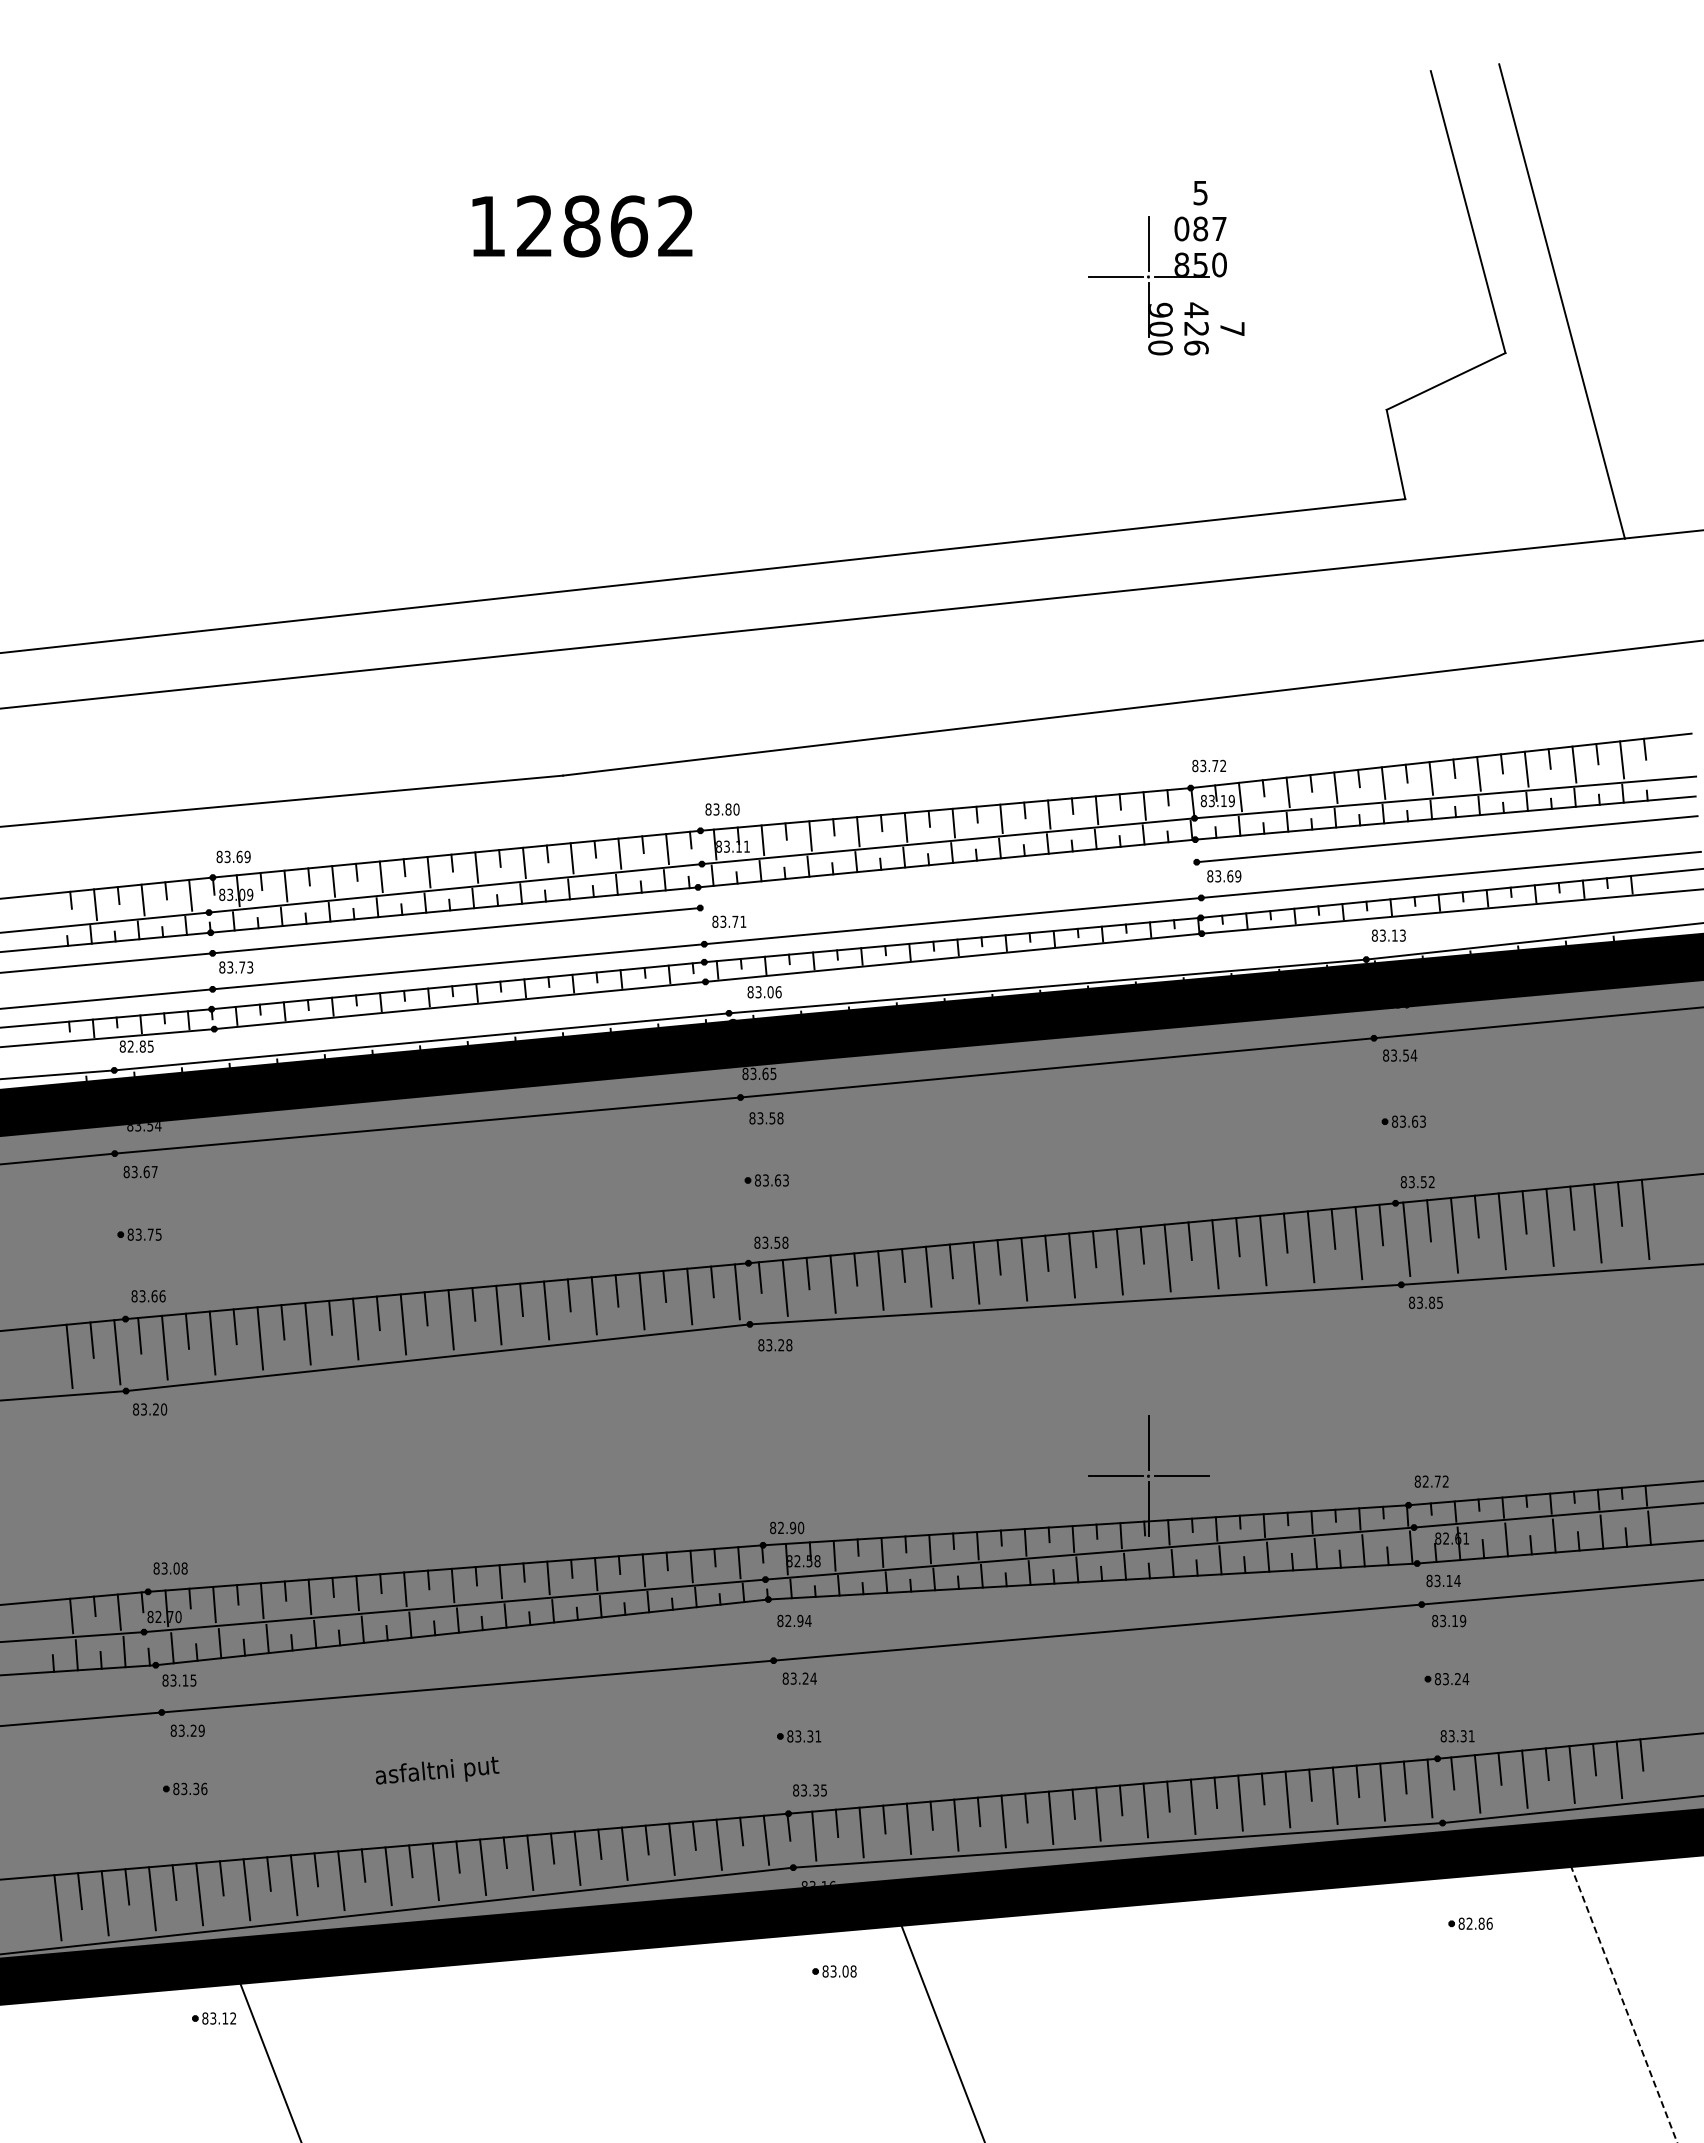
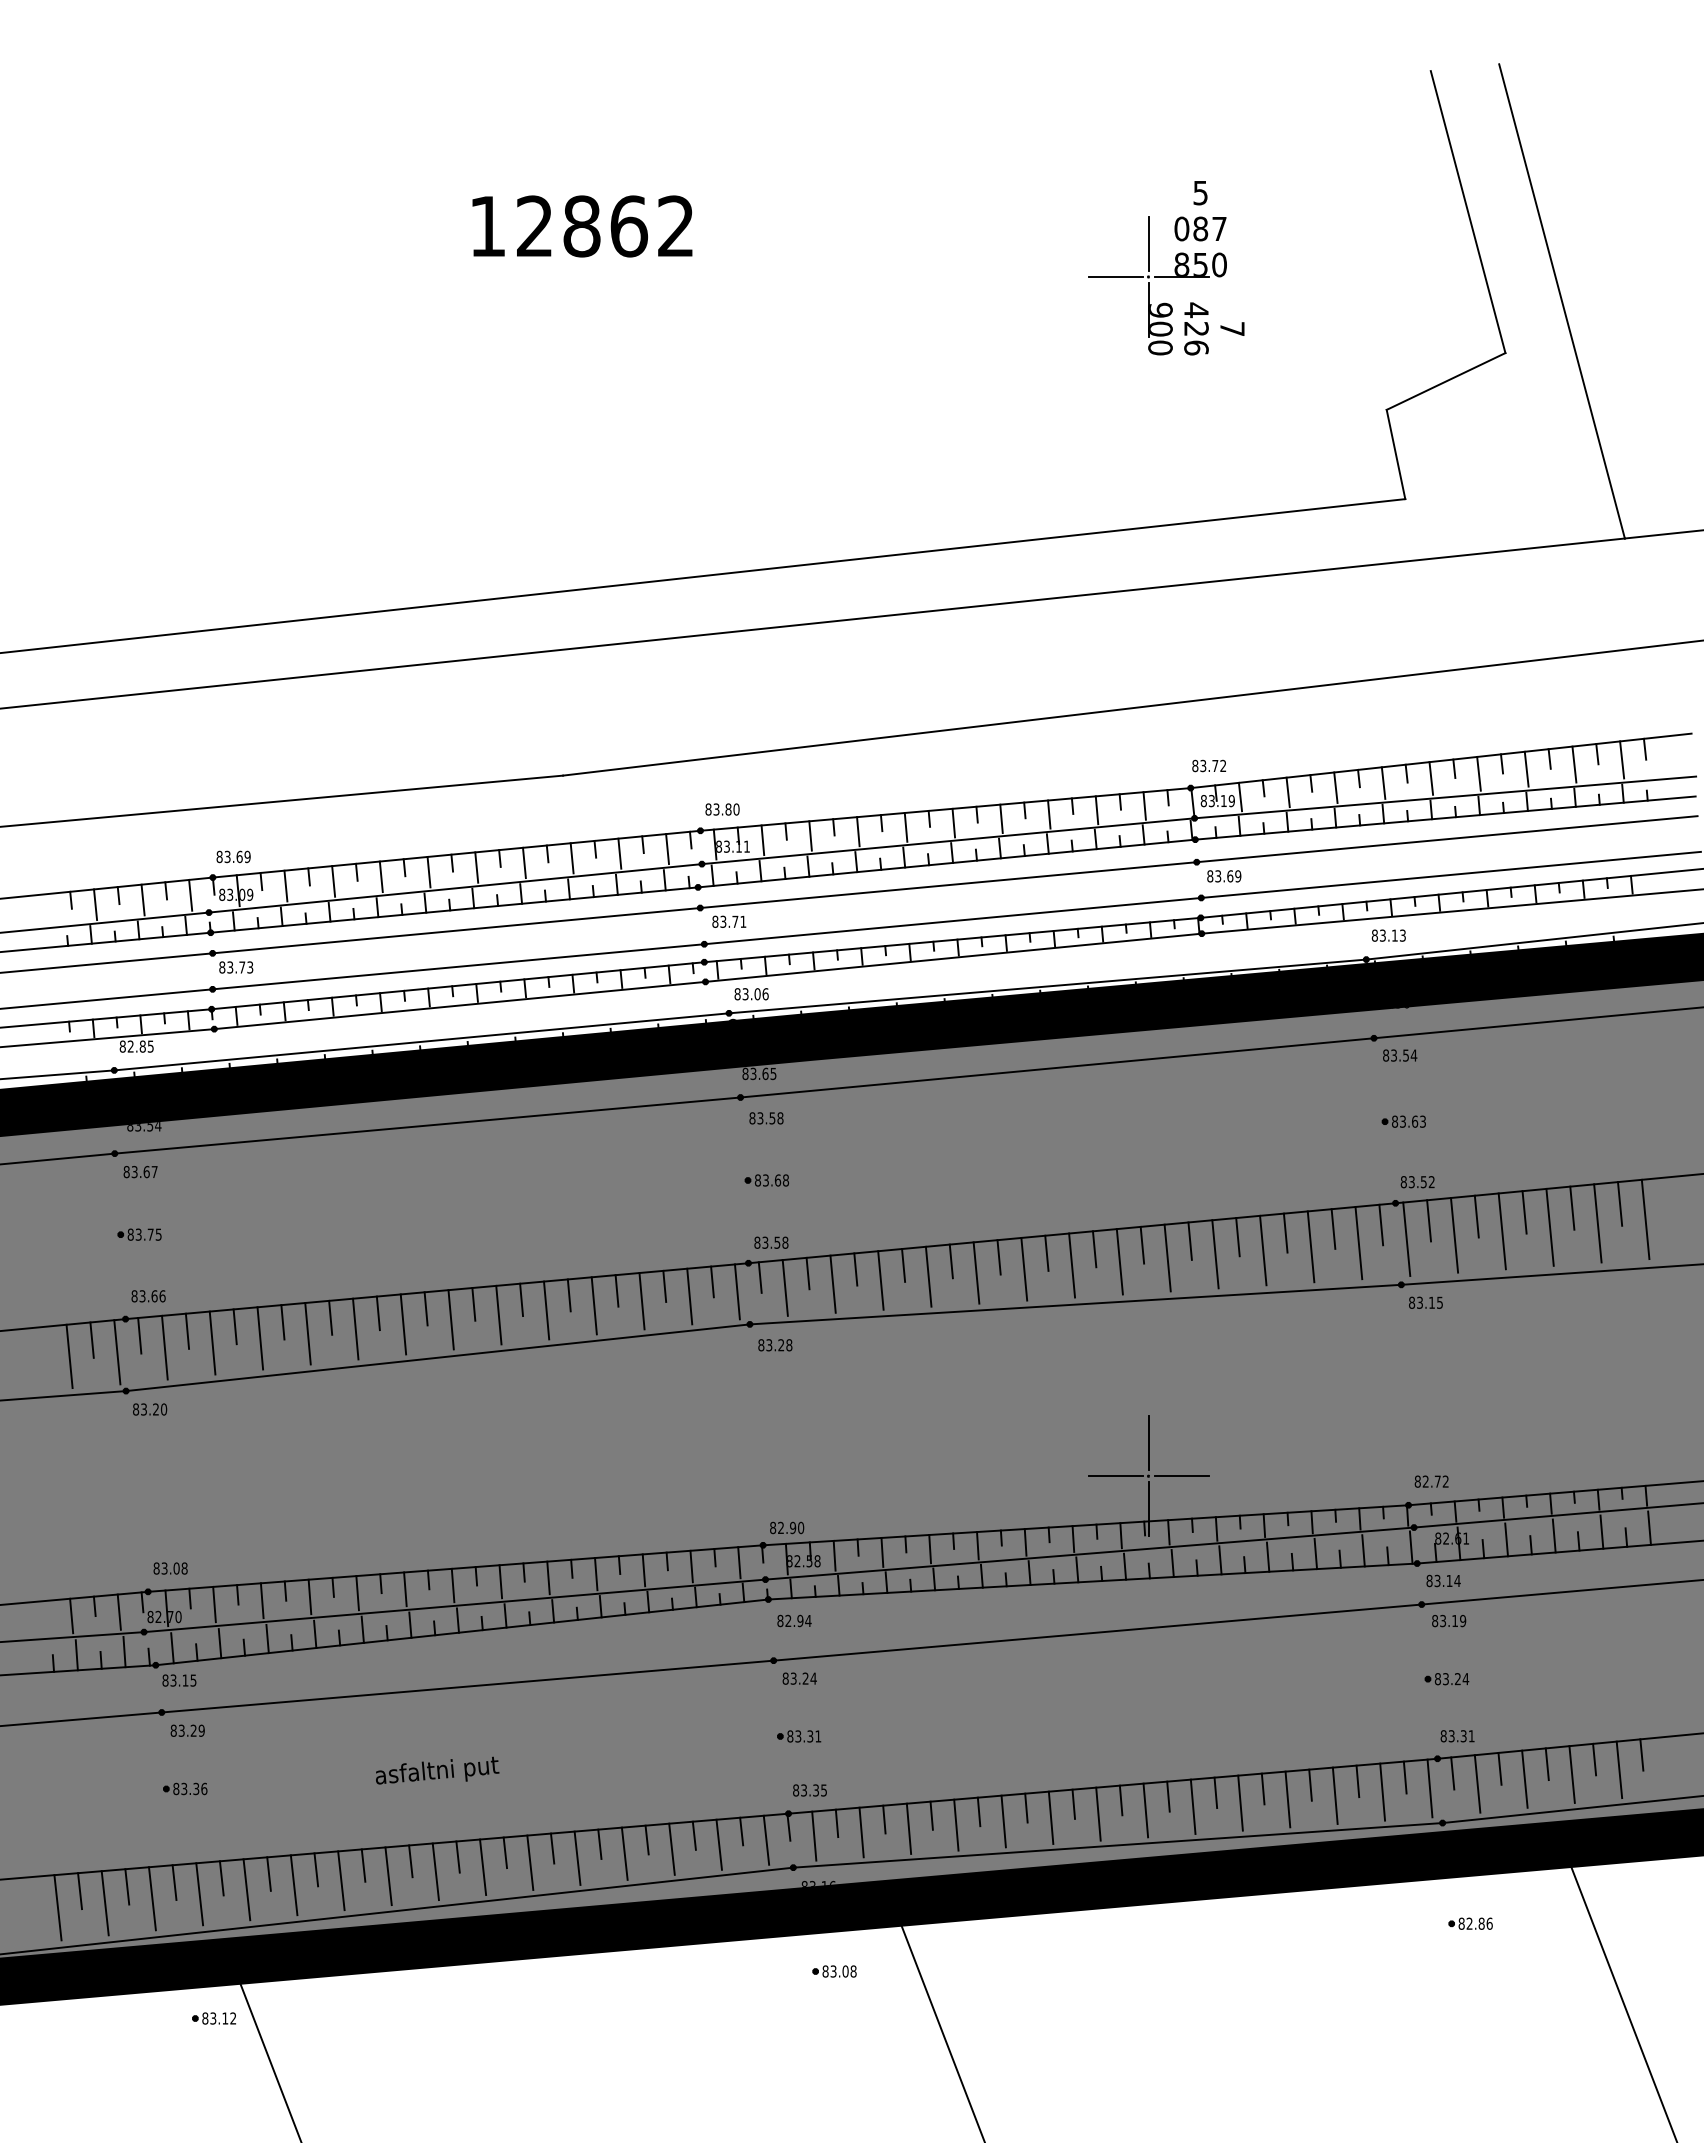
line: none -> present (948, 885)
text position: (764, 992) -> (751, 994) (751, 994)
text: 83.63 -> 83.68 (785, 1180)
text: 83.85 -> 83.15 (1431, 1302)
line: dashed -> solid (1620, 1993)
